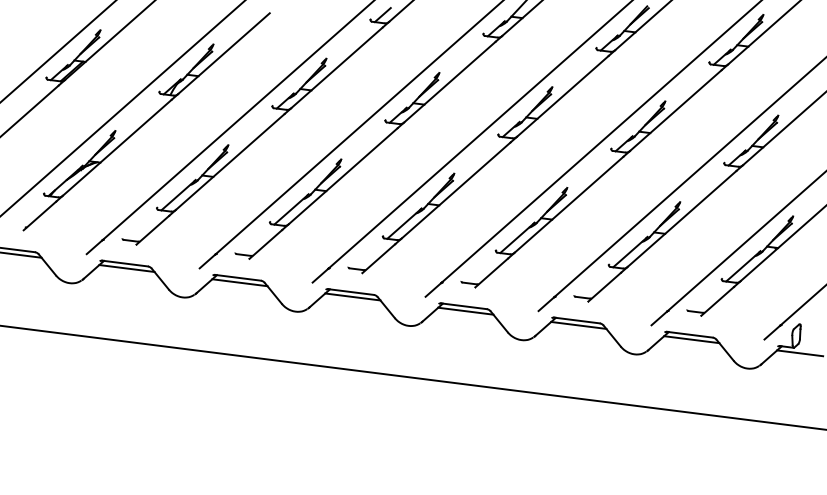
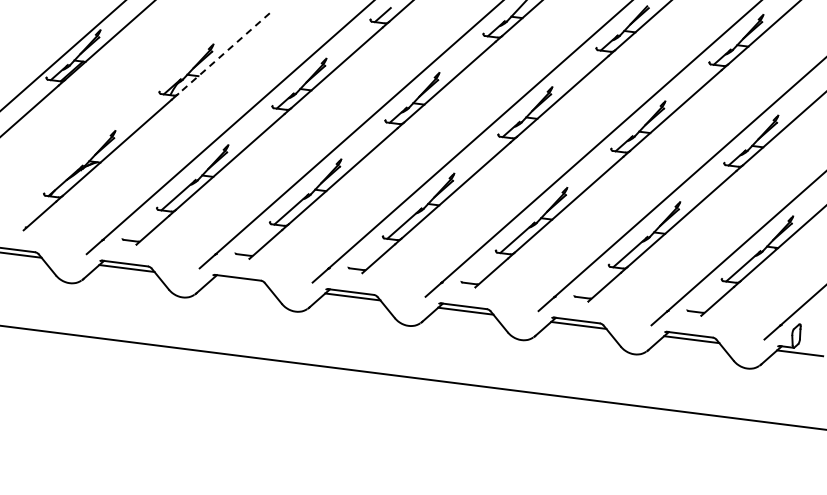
line position: (57, 51) -> (62, 55) (62, 55)
line: solid -> dashed (223, 53)
line: present -> none (122, 108)
line: present -> none (239, 282)
